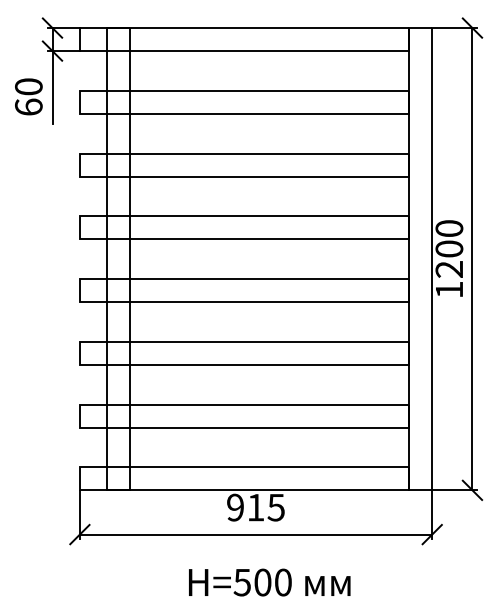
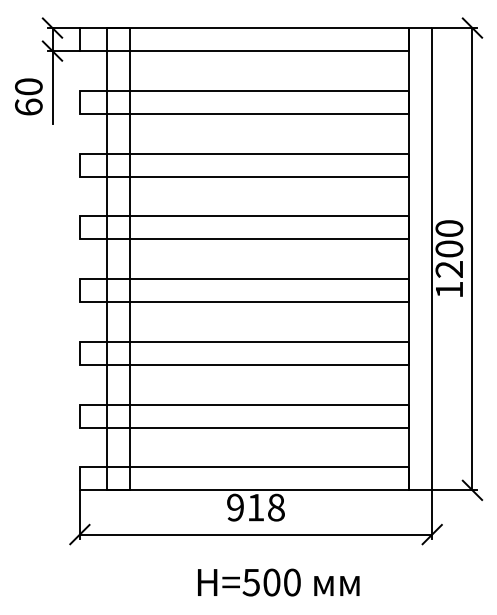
text: 915 -> 918 (275, 507)
text position: (269, 582) -> (278, 582) (278, 582)
